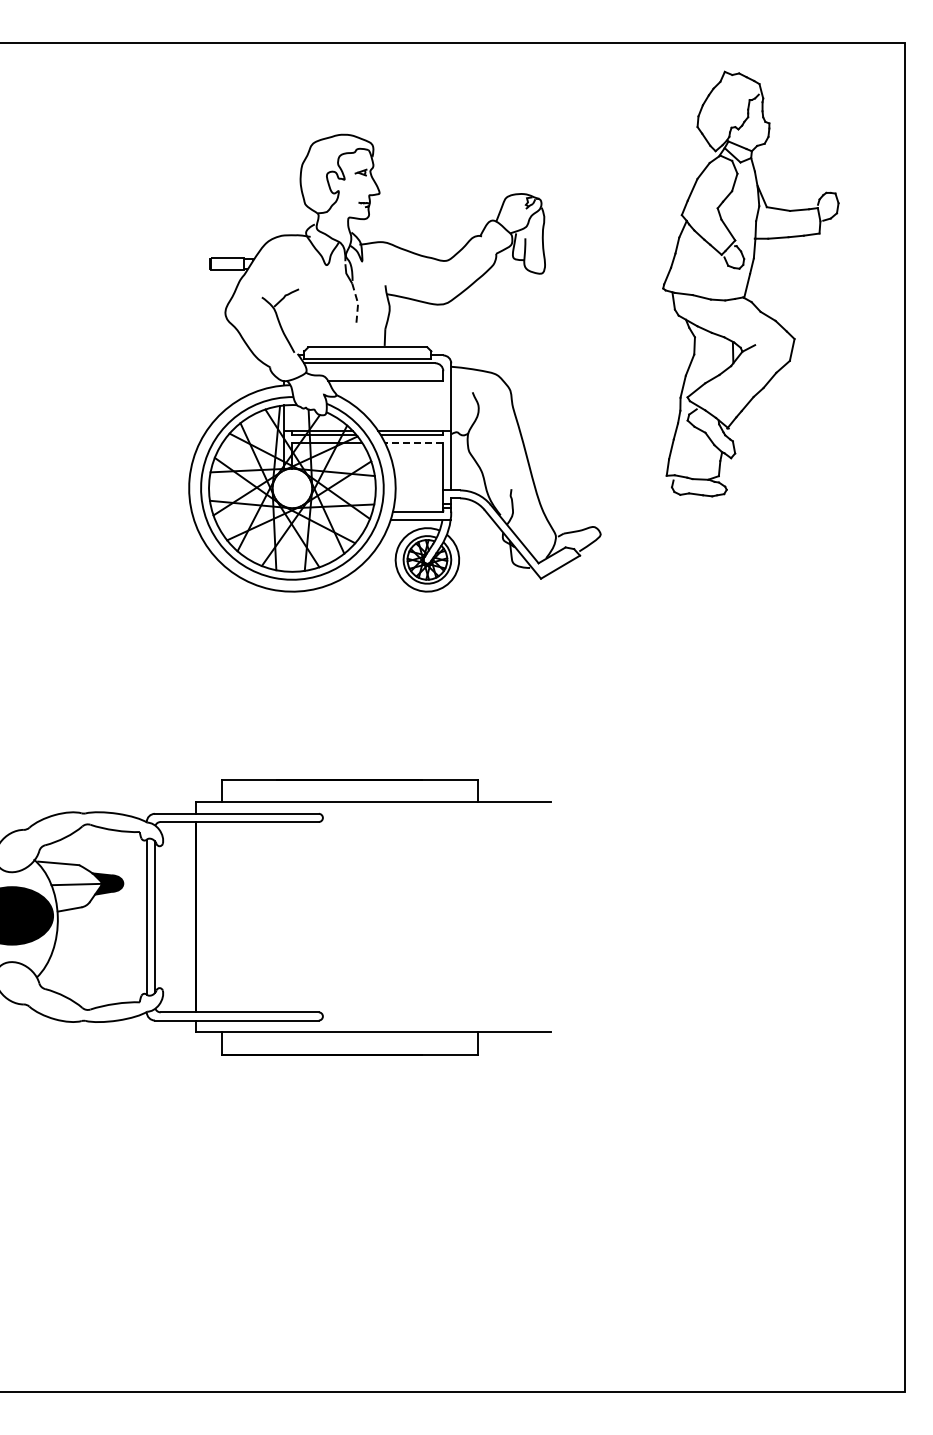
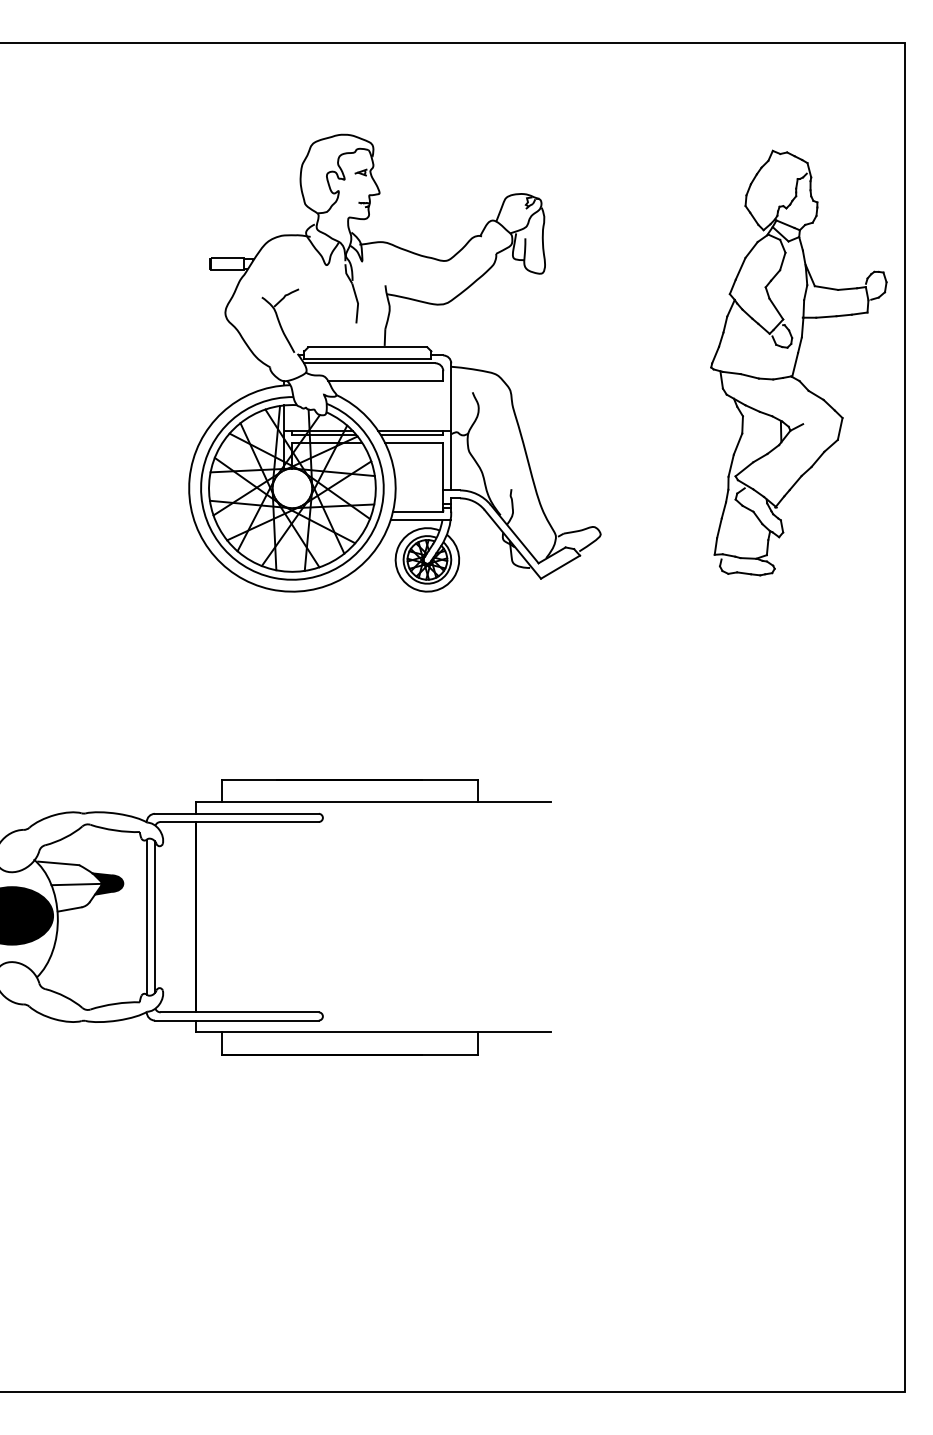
part position: (750, 283) -> (798, 362) (798, 362)
line: dashed -> solid (358, 303)
line: dashed -> solid (413, 442)
